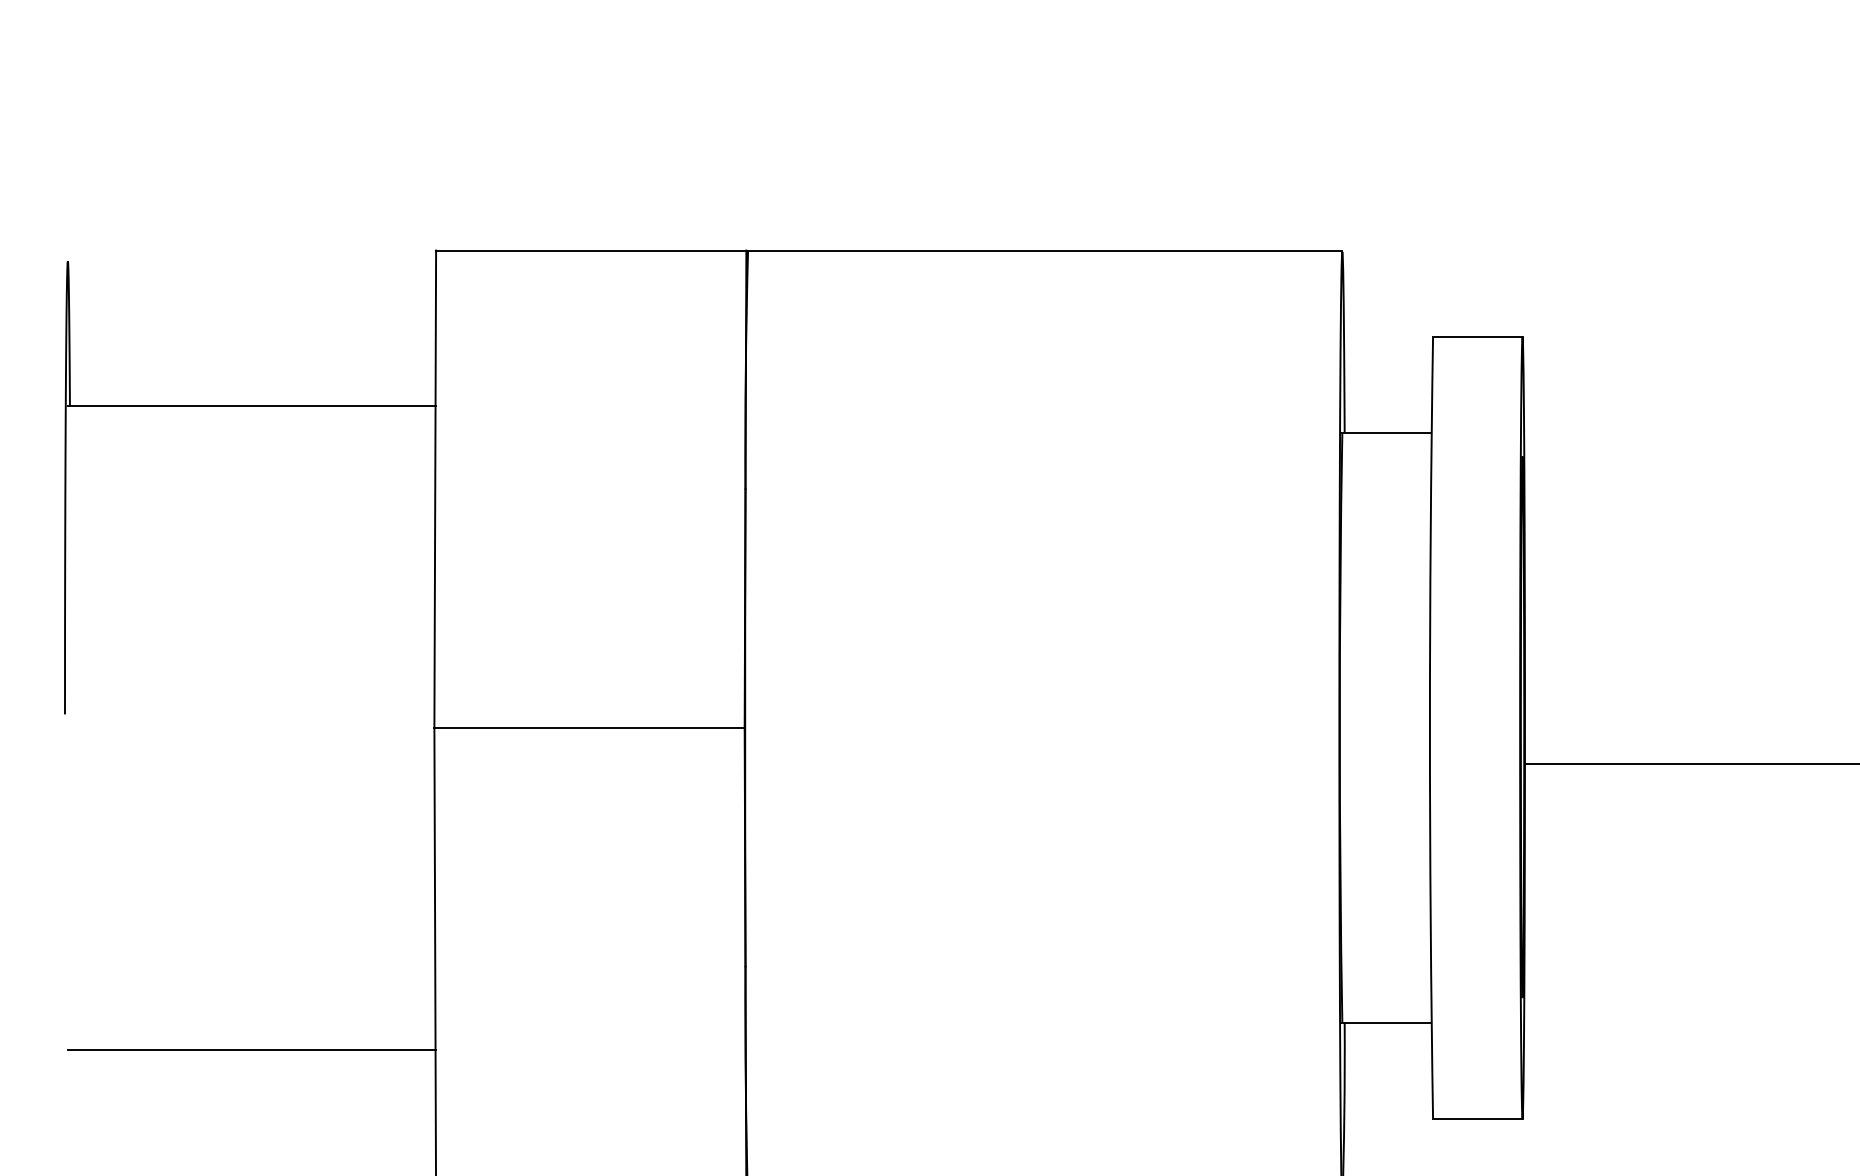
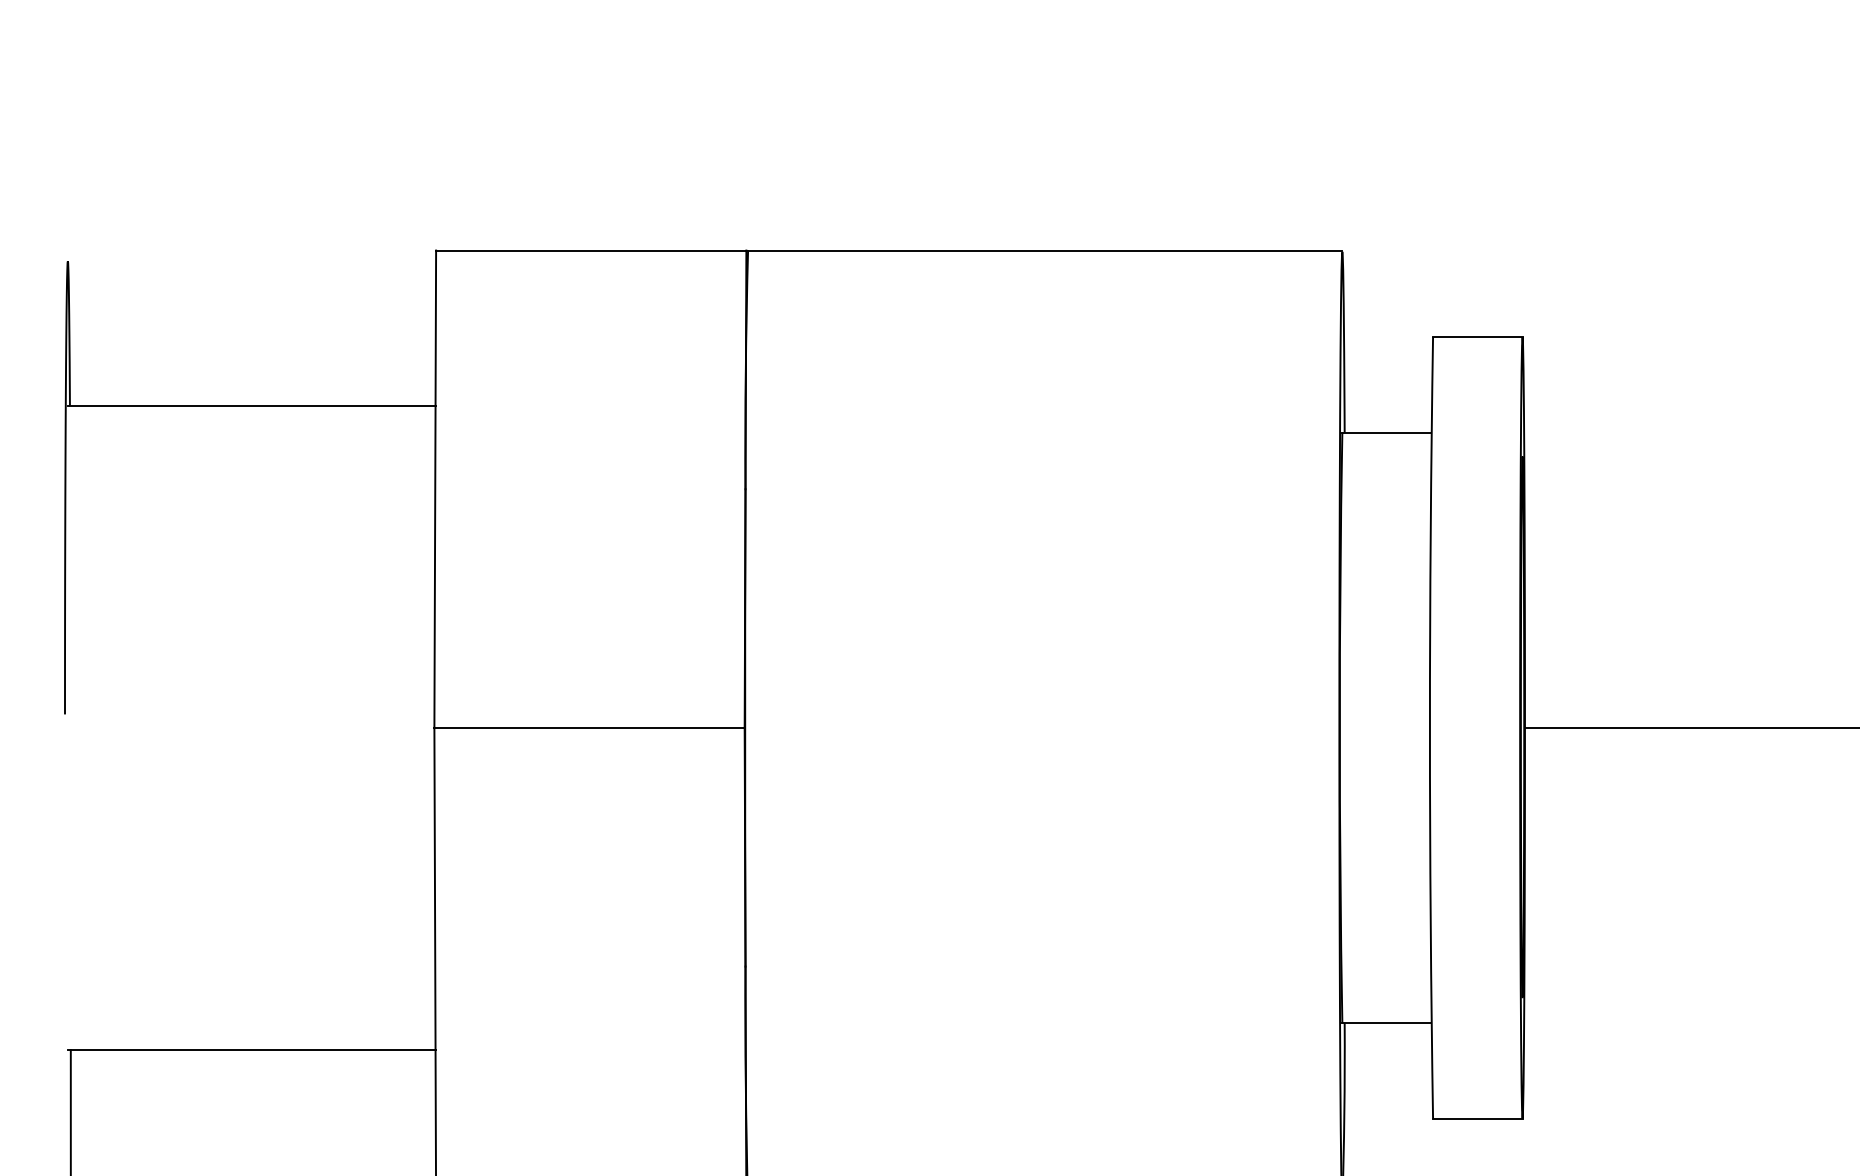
line position: (1690, 763) -> (1690, 727) (1690, 727)
line: none -> present (70, 1111)
